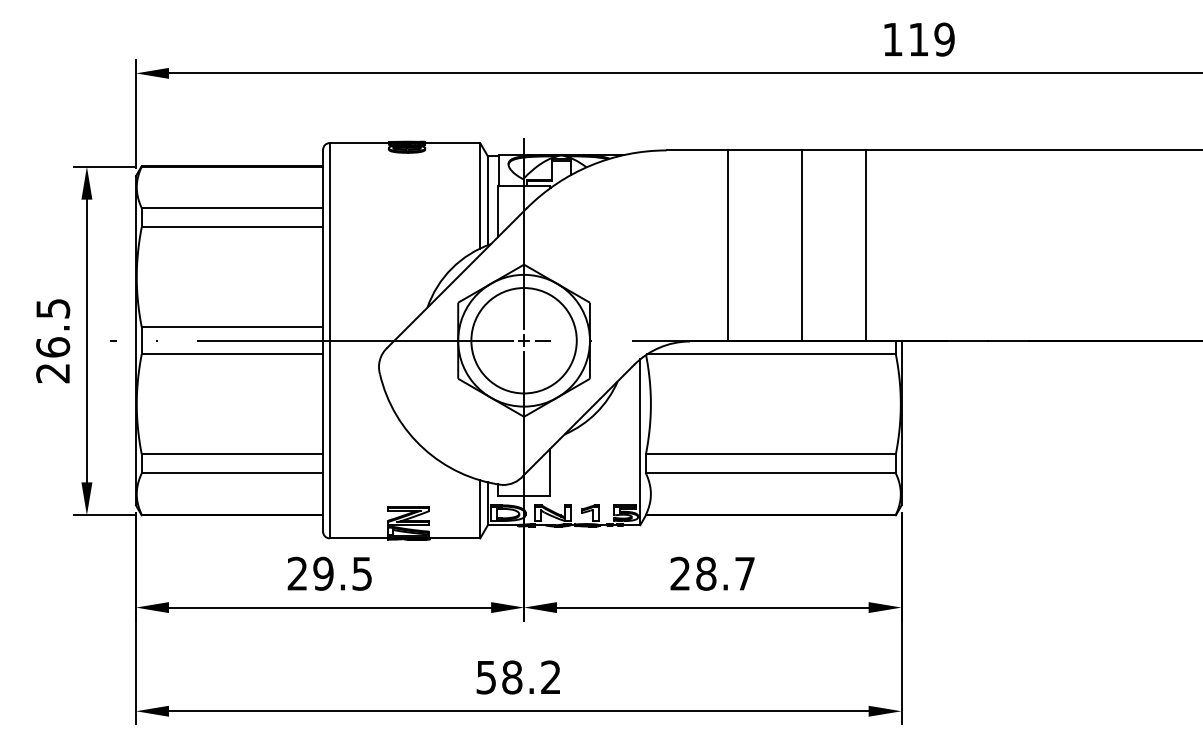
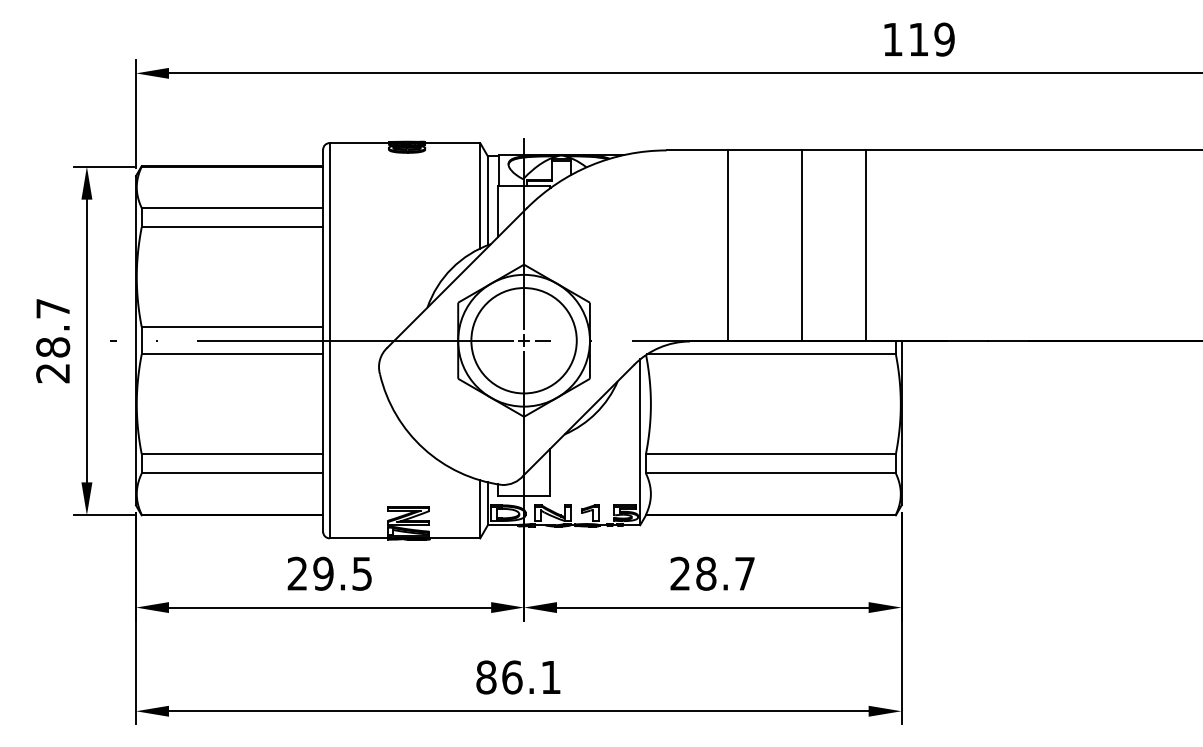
text: 26.5 -> 28.7 (53, 328)
text: 58.2 -> 86.1 (518, 677)
